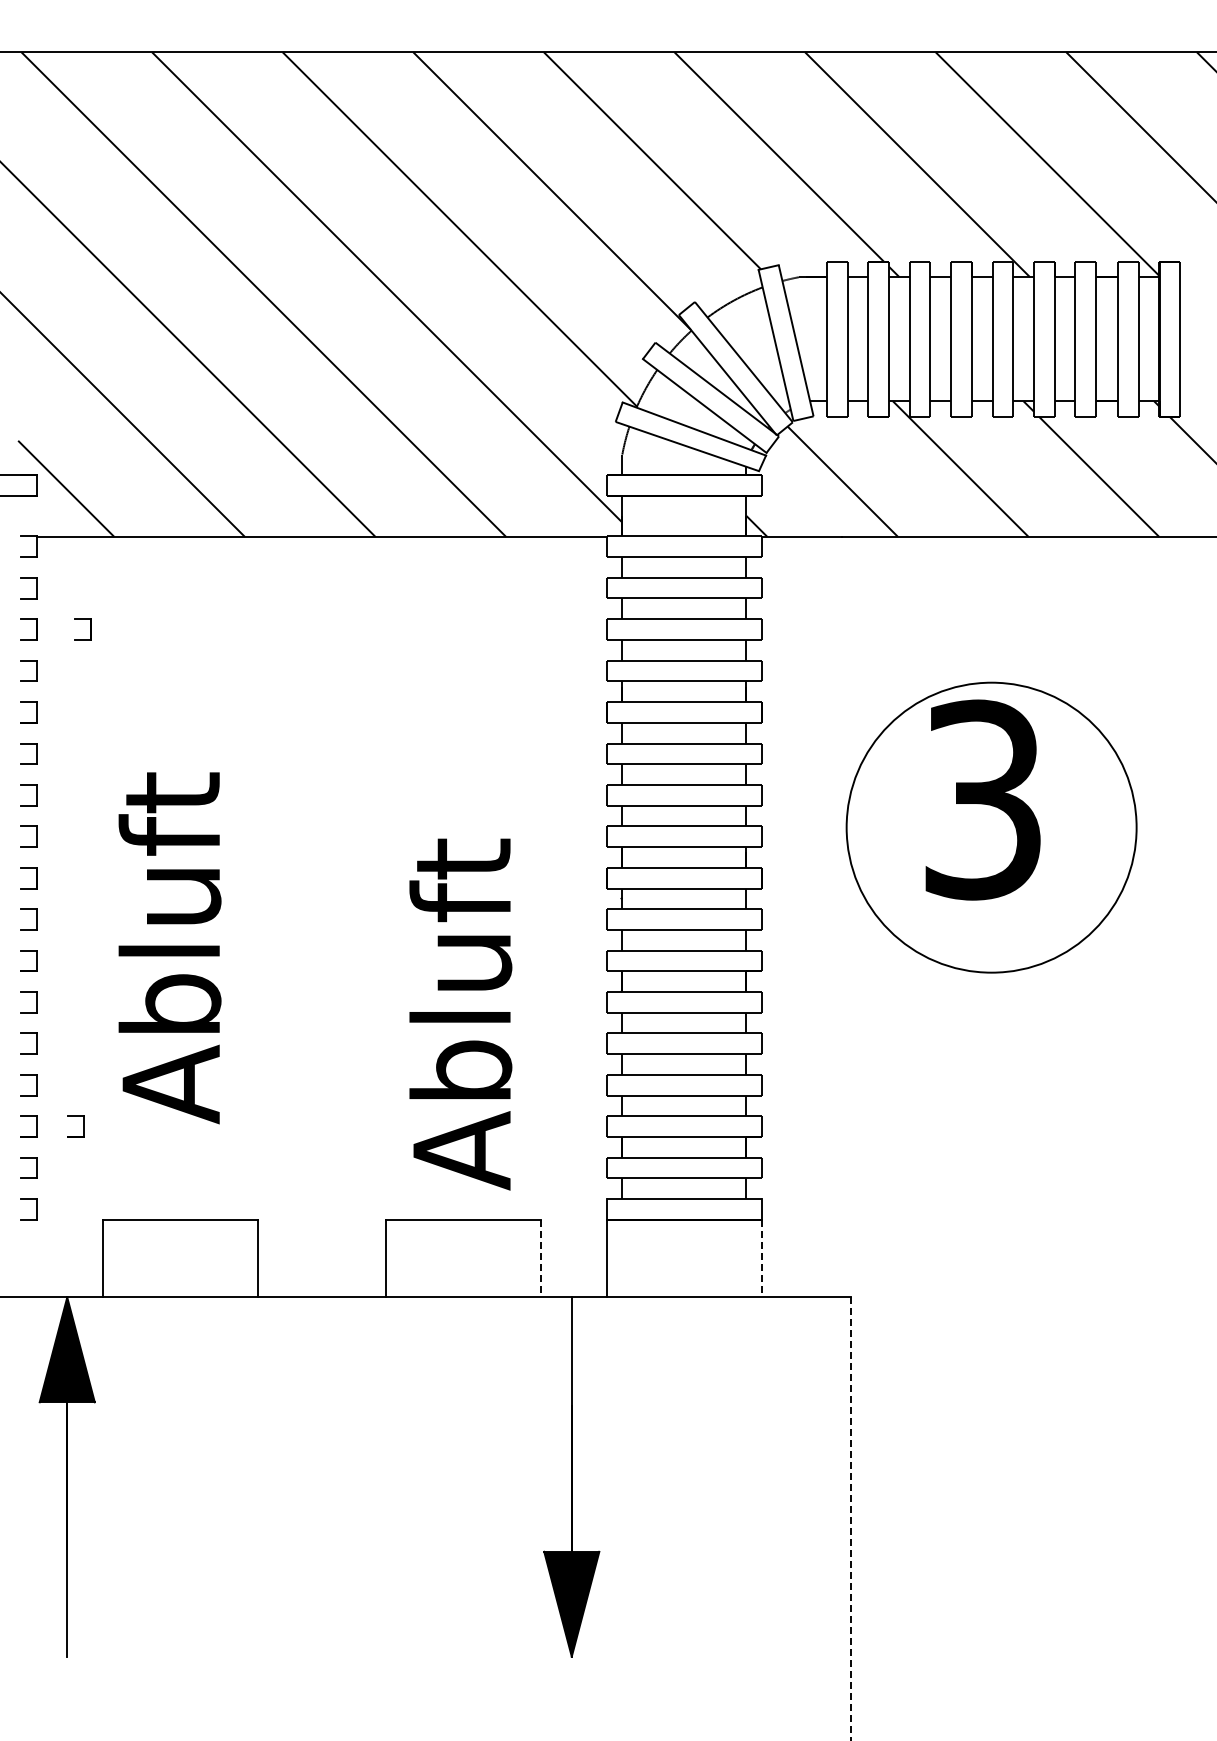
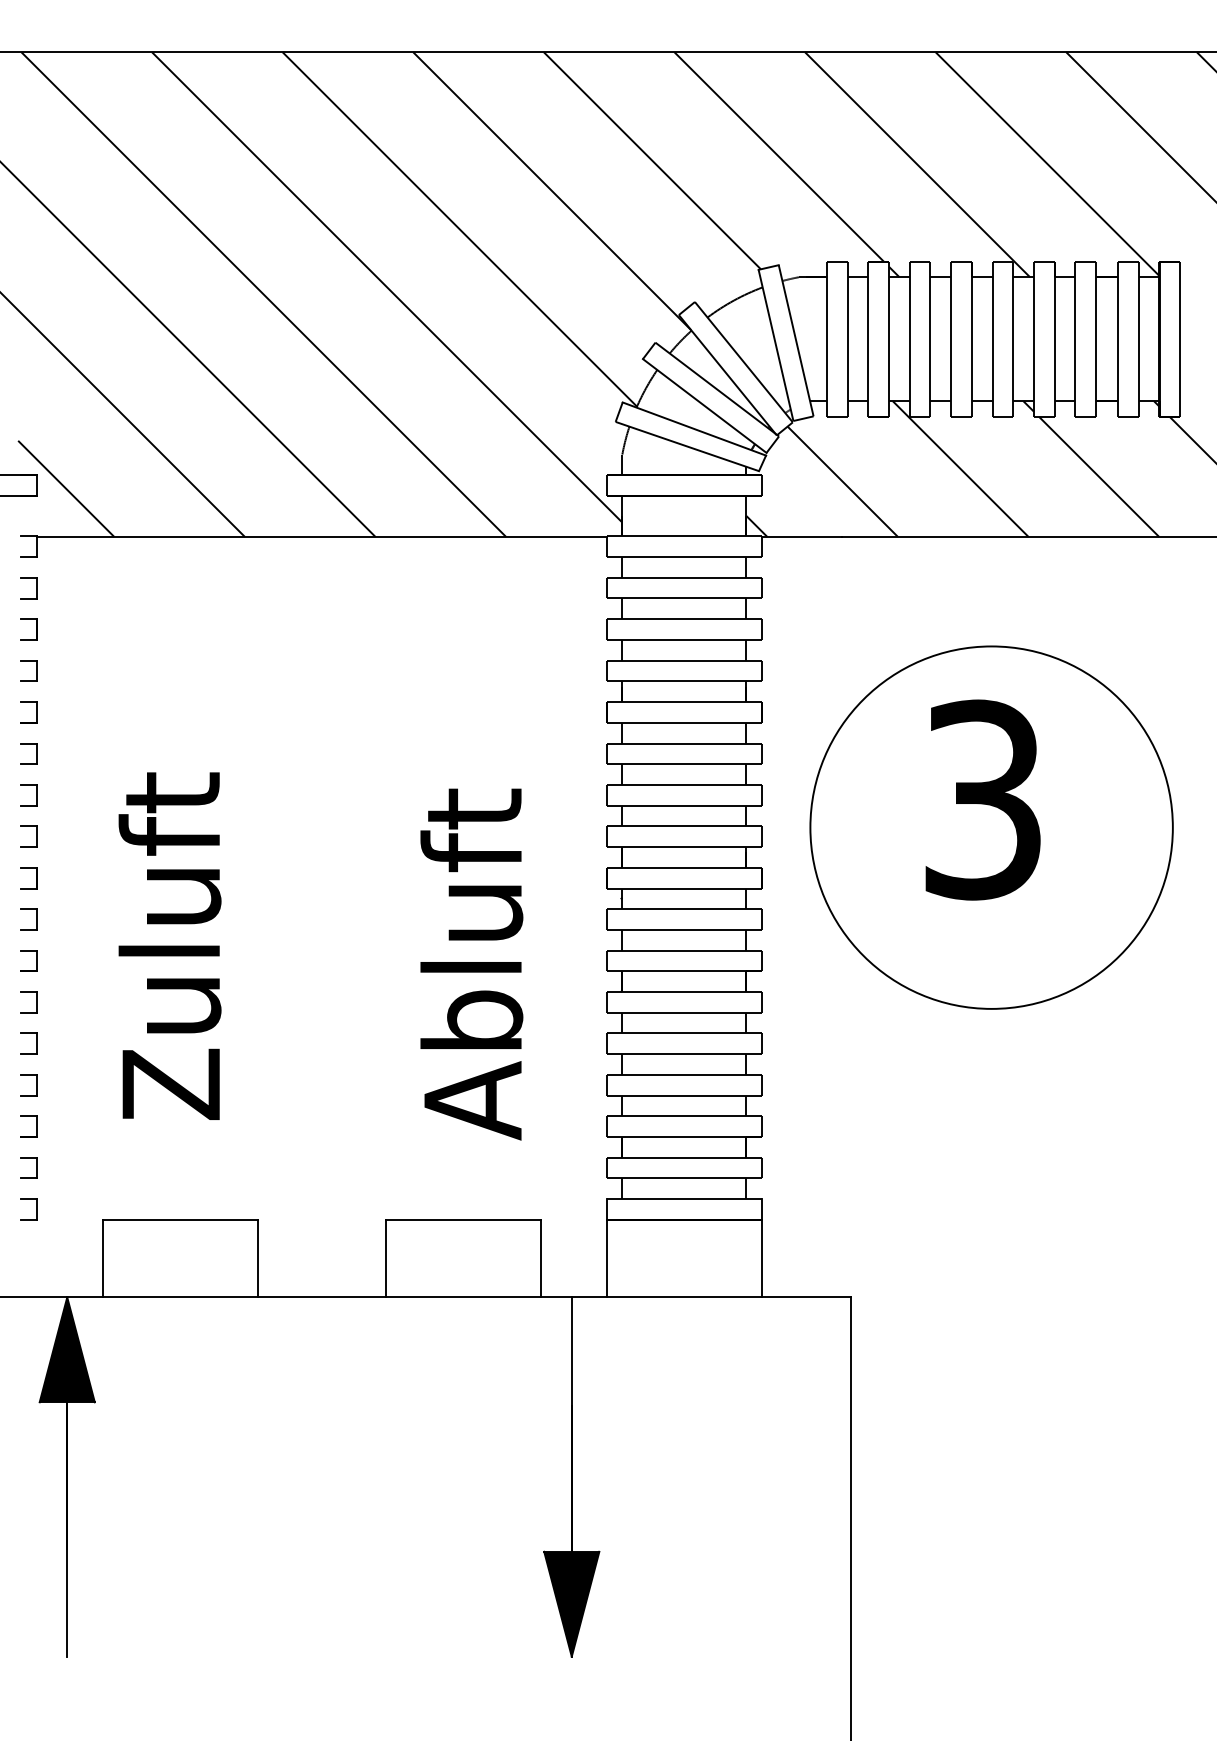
part: present -> none (90, 629)
circle diameter: 290 px -> 362 px (991, 827)
text position: (460, 1014) -> (471, 964) (471, 964)
text: Abluft -> Zuluft (169, 1049)
part: present -> none (83, 1126)
line: dashed -> solid (540, 1258)
line: dashed -> solid (761, 1258)
line: dashed -> solid (850, 1519)
